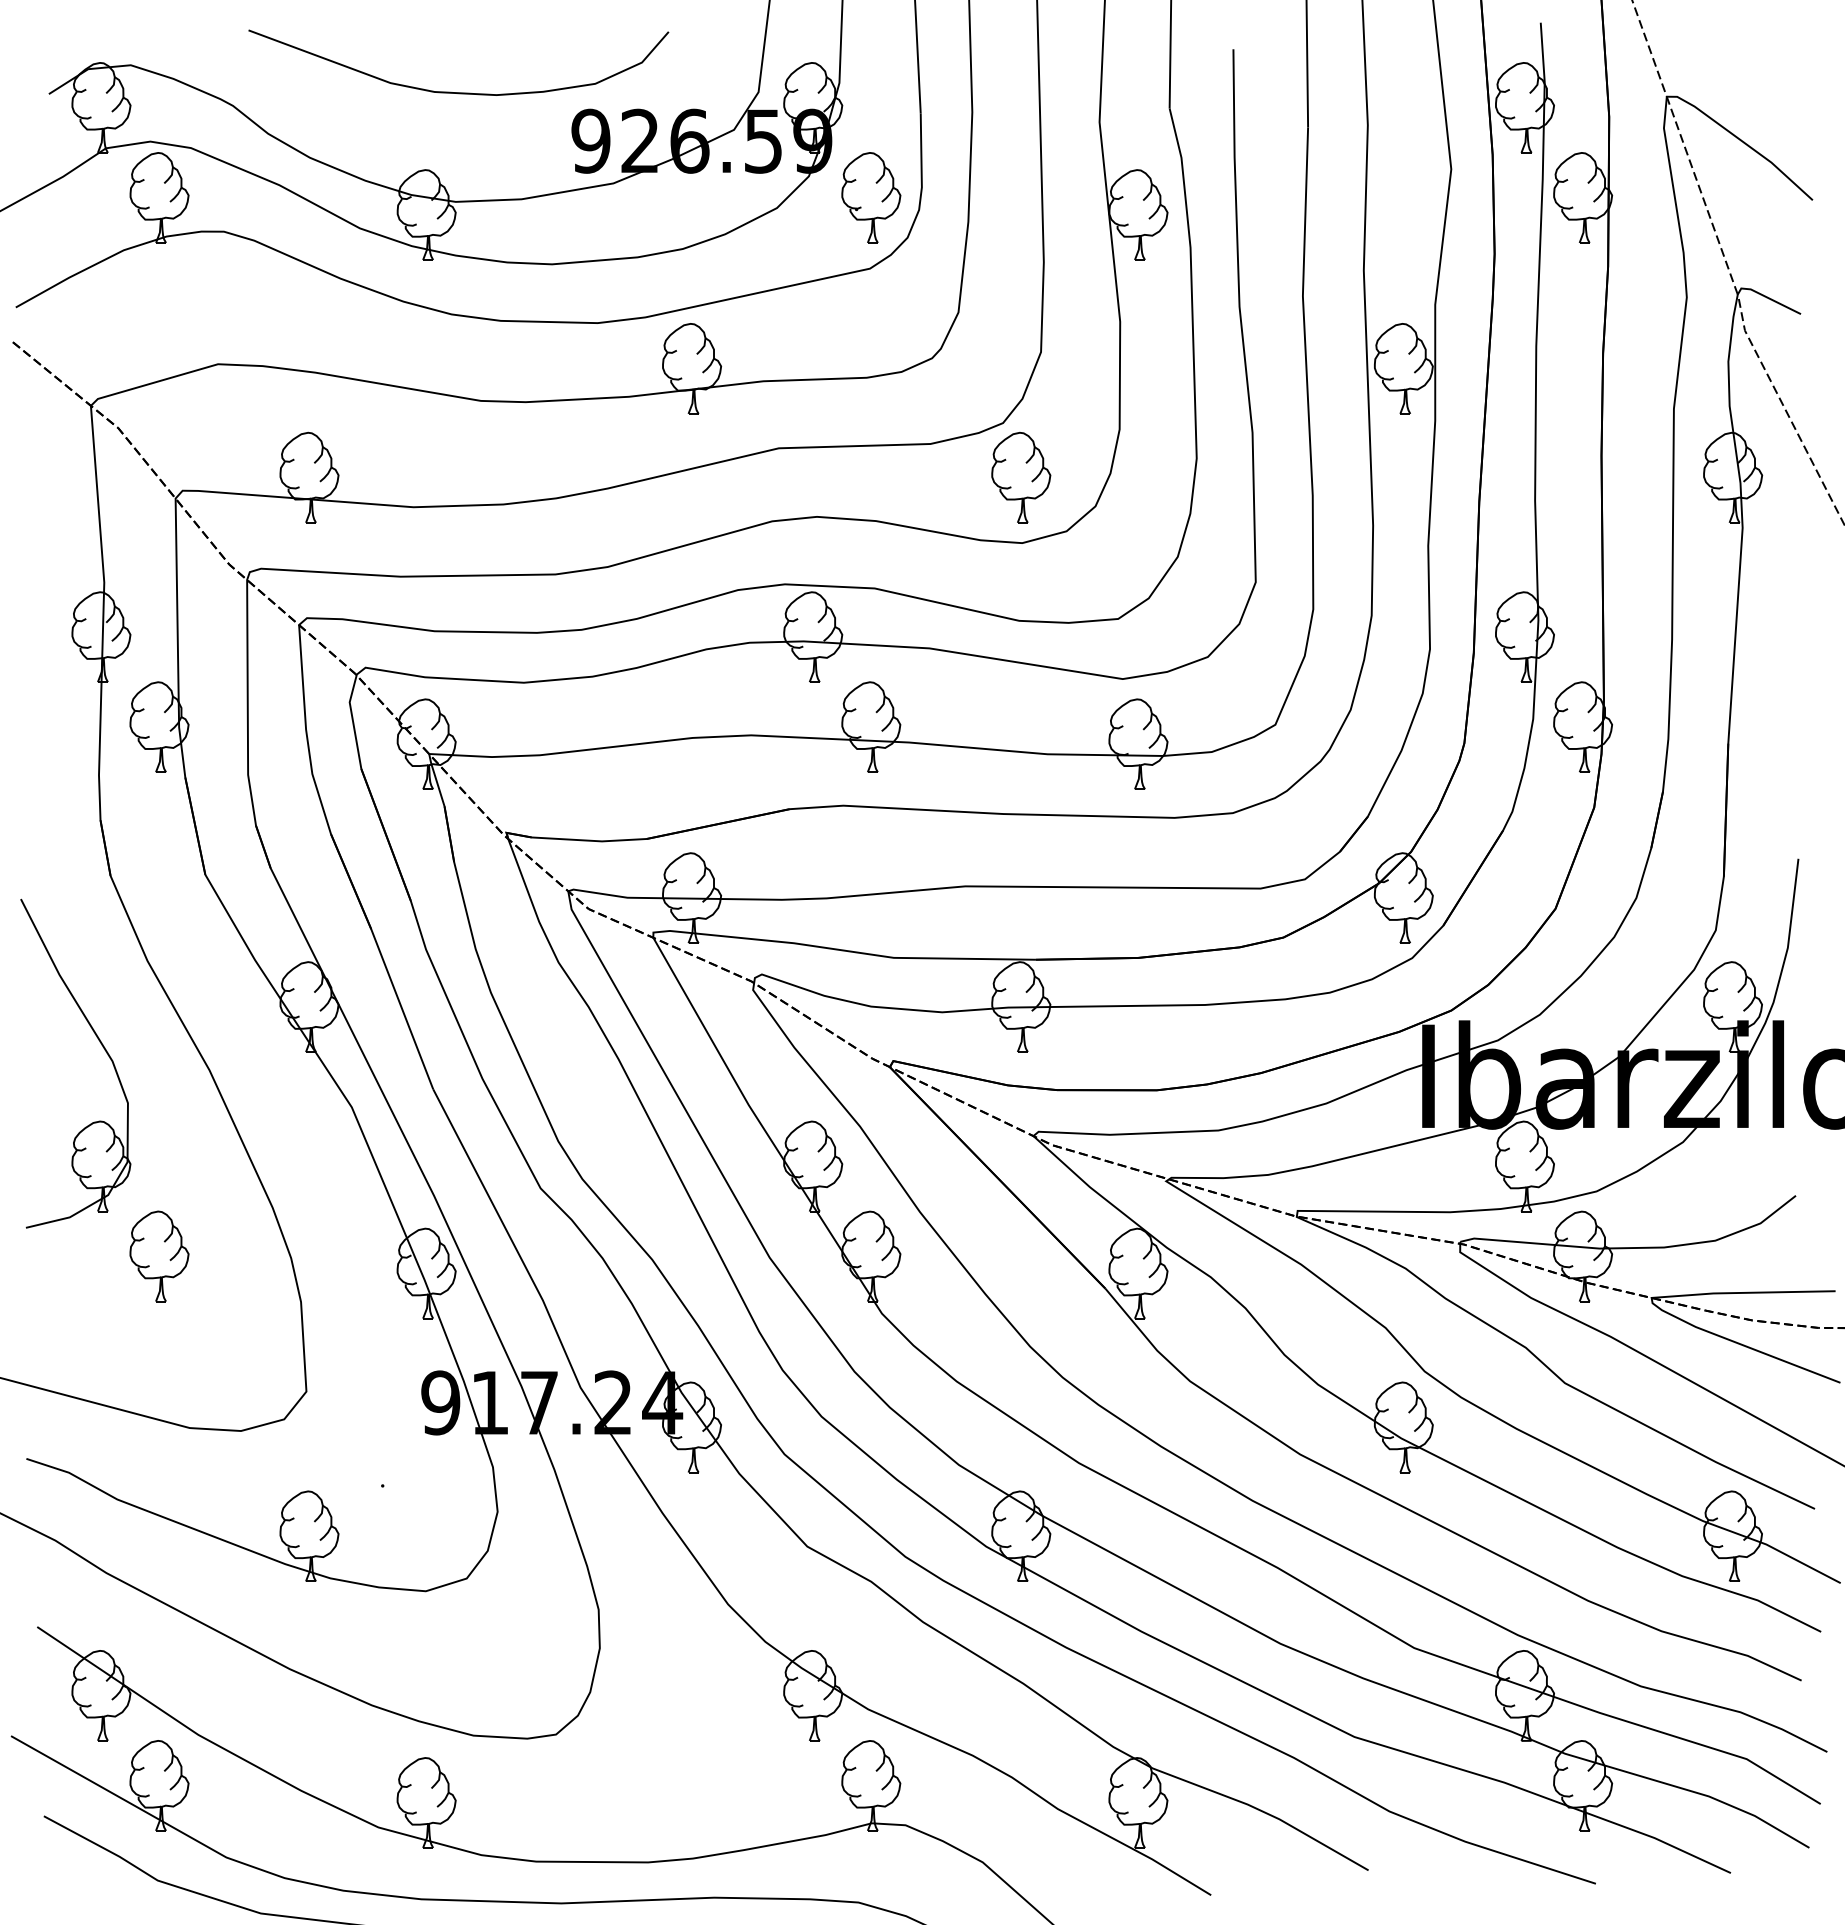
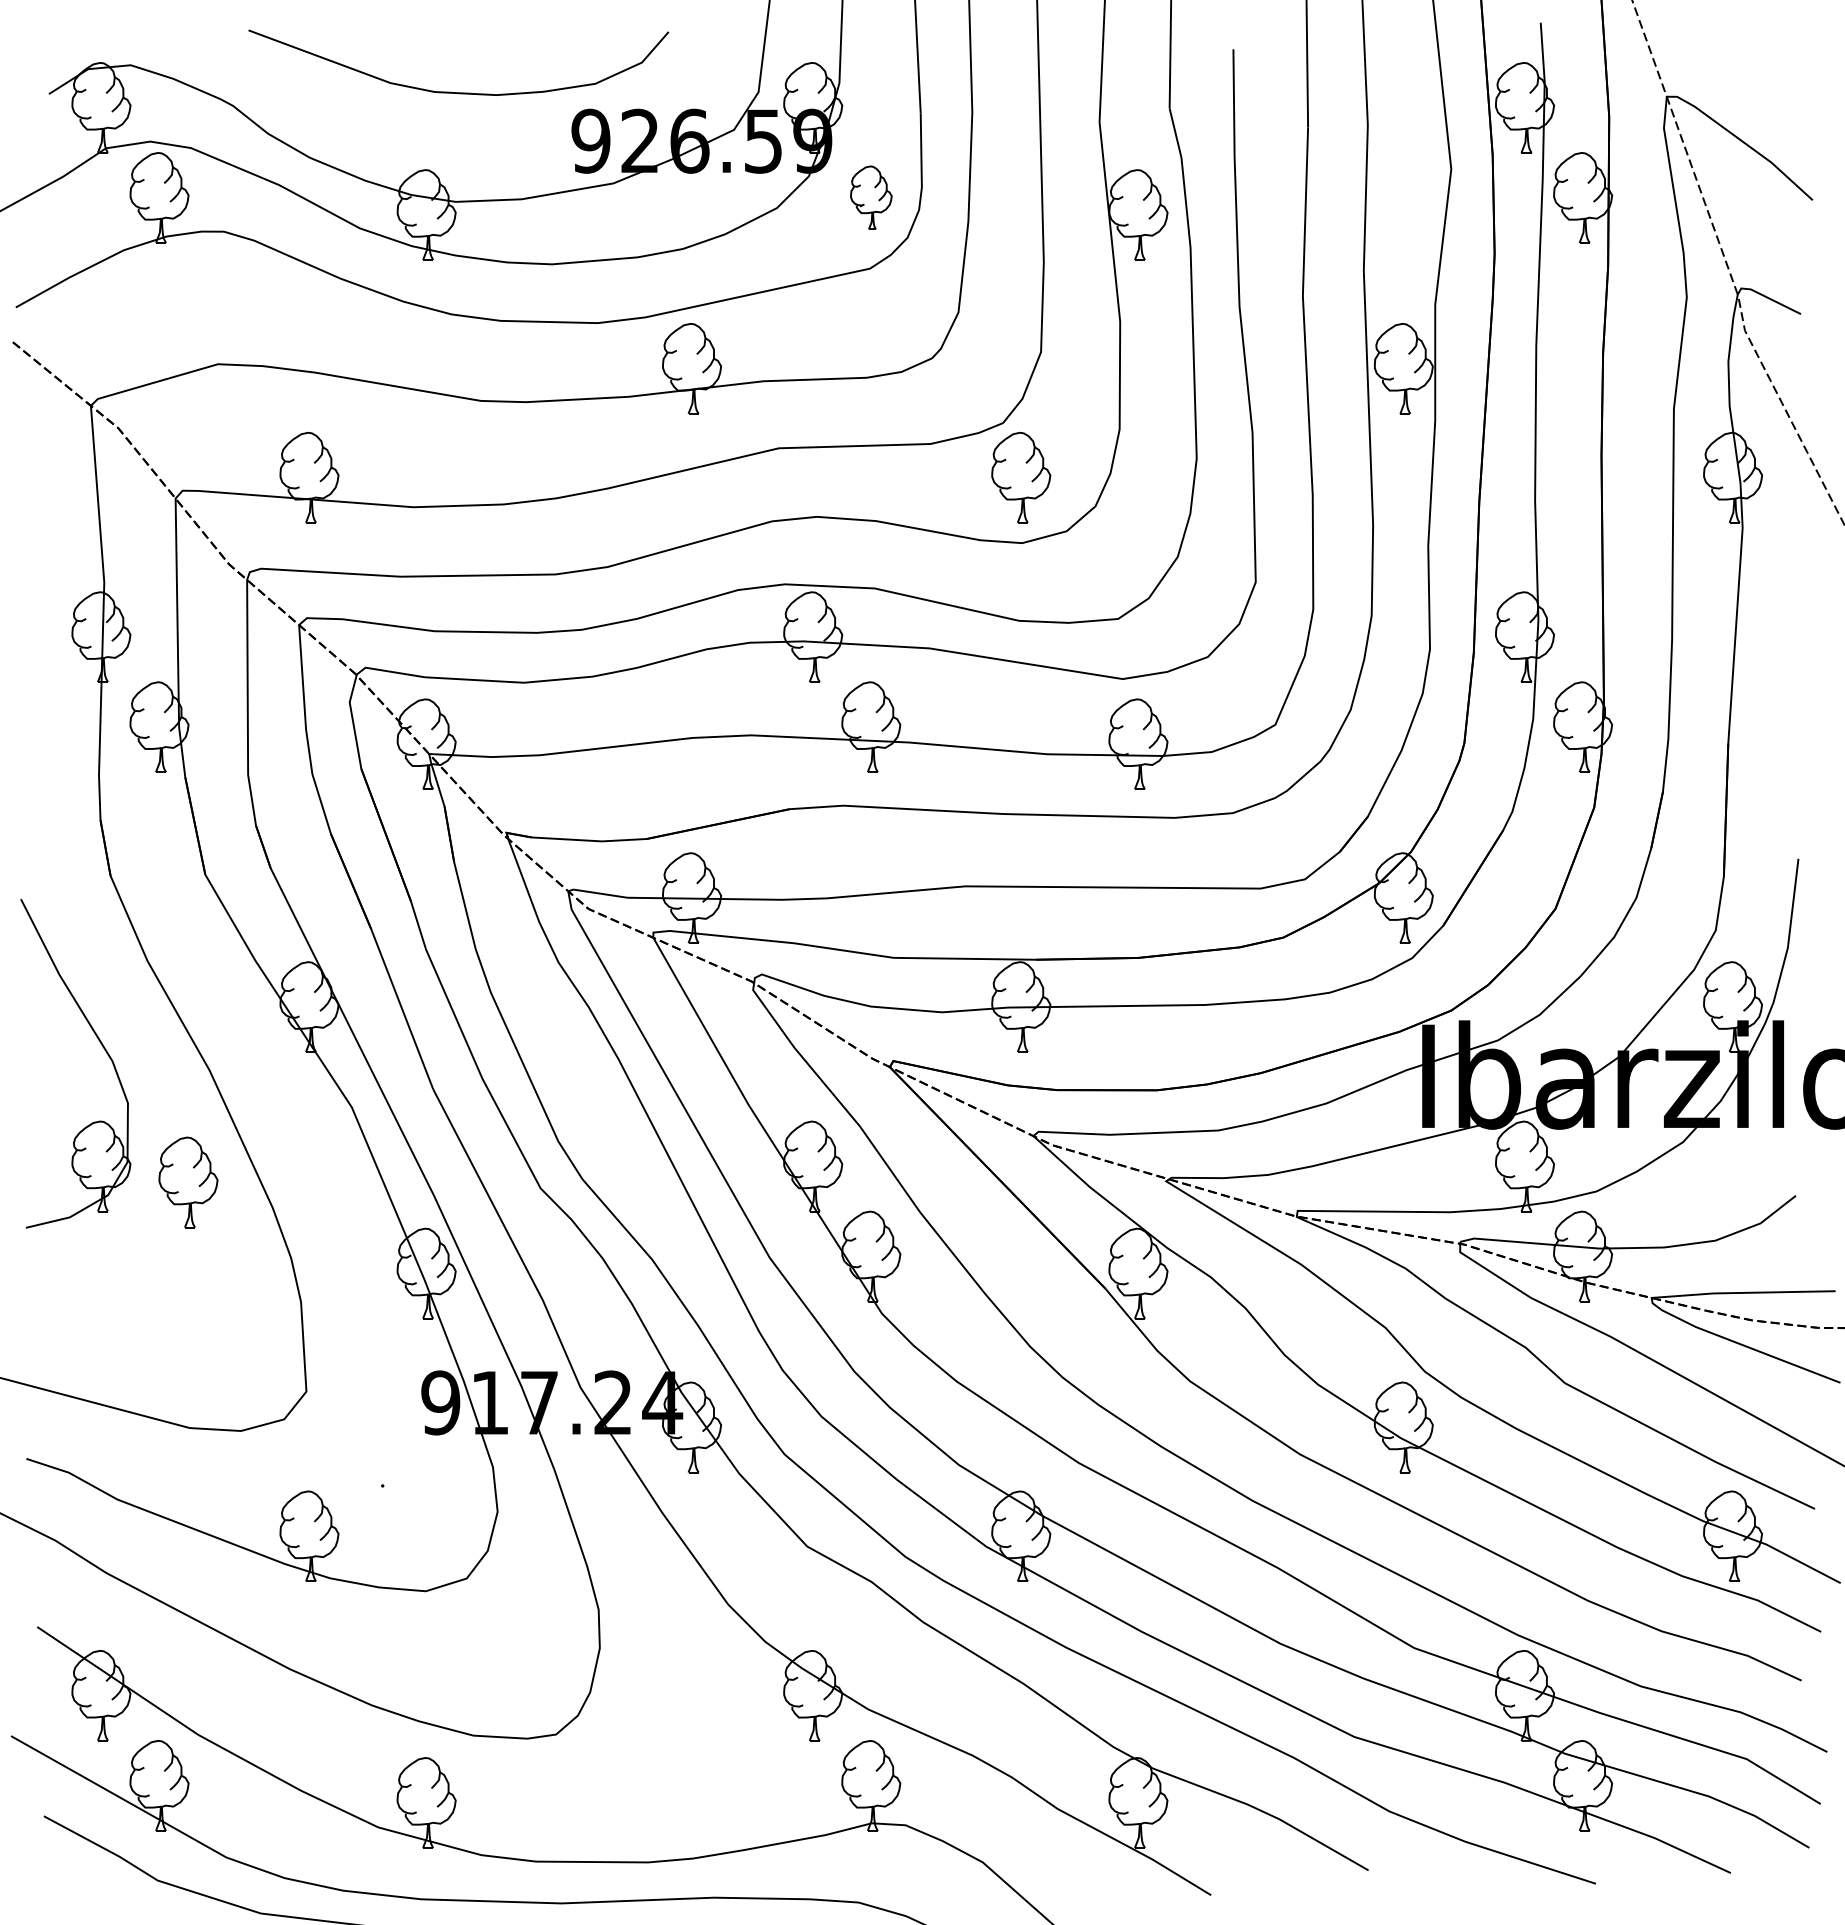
part size: 61x92 px -> 43x65 px (871, 197)
part position: (159, 1256) -> (188, 1182) (188, 1182)
